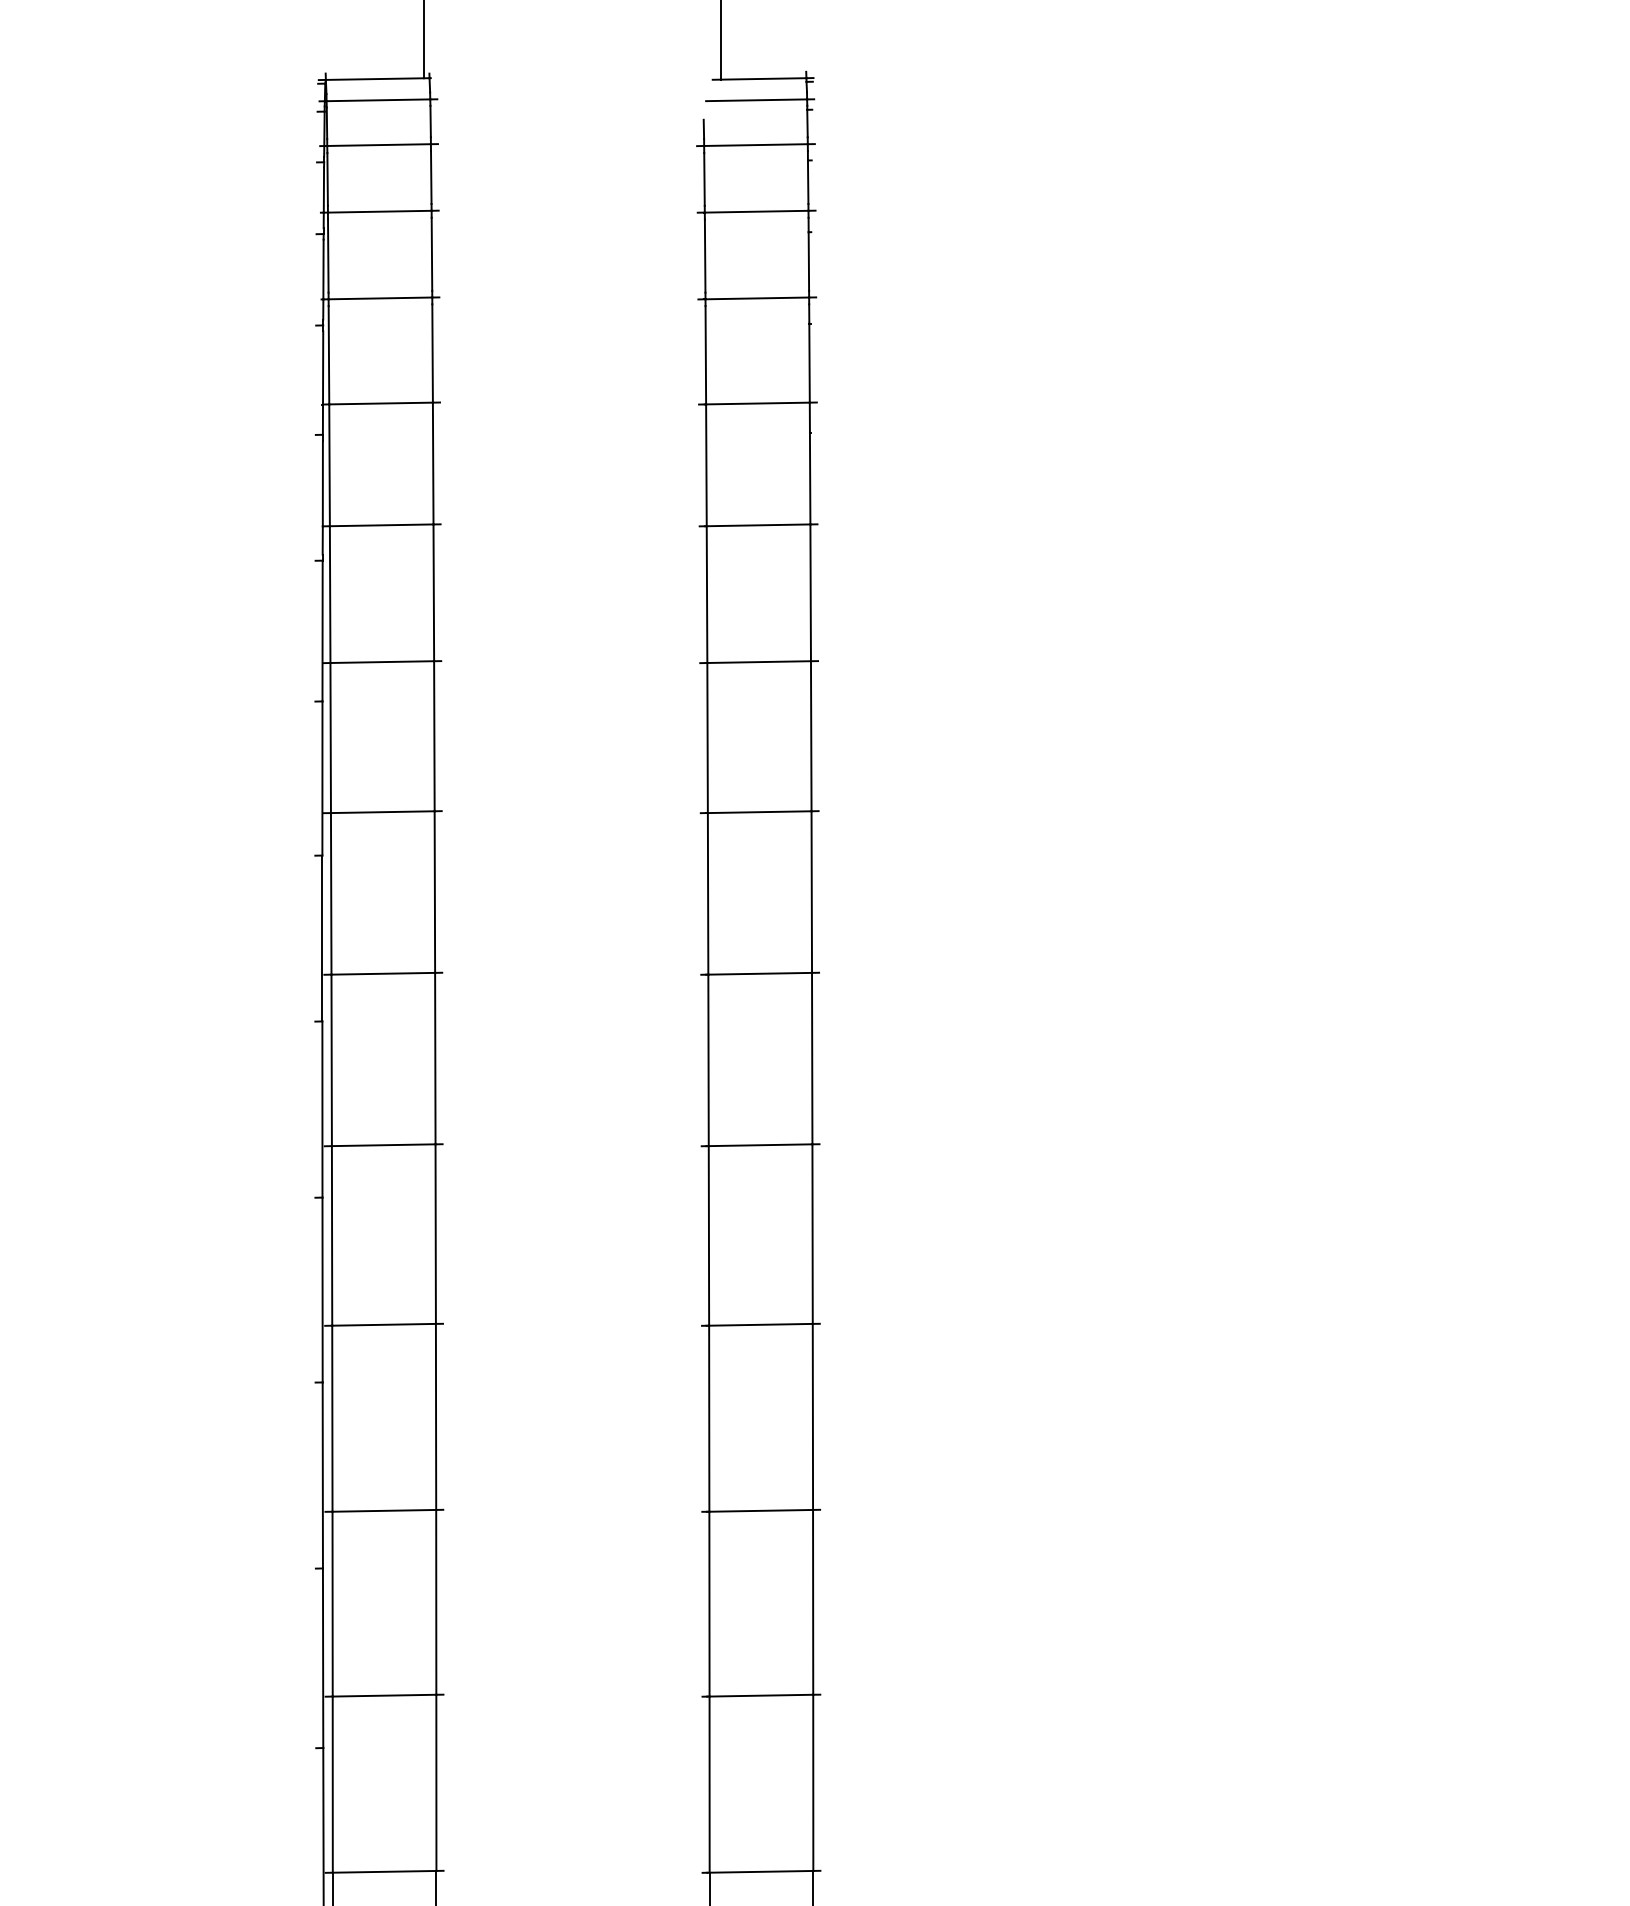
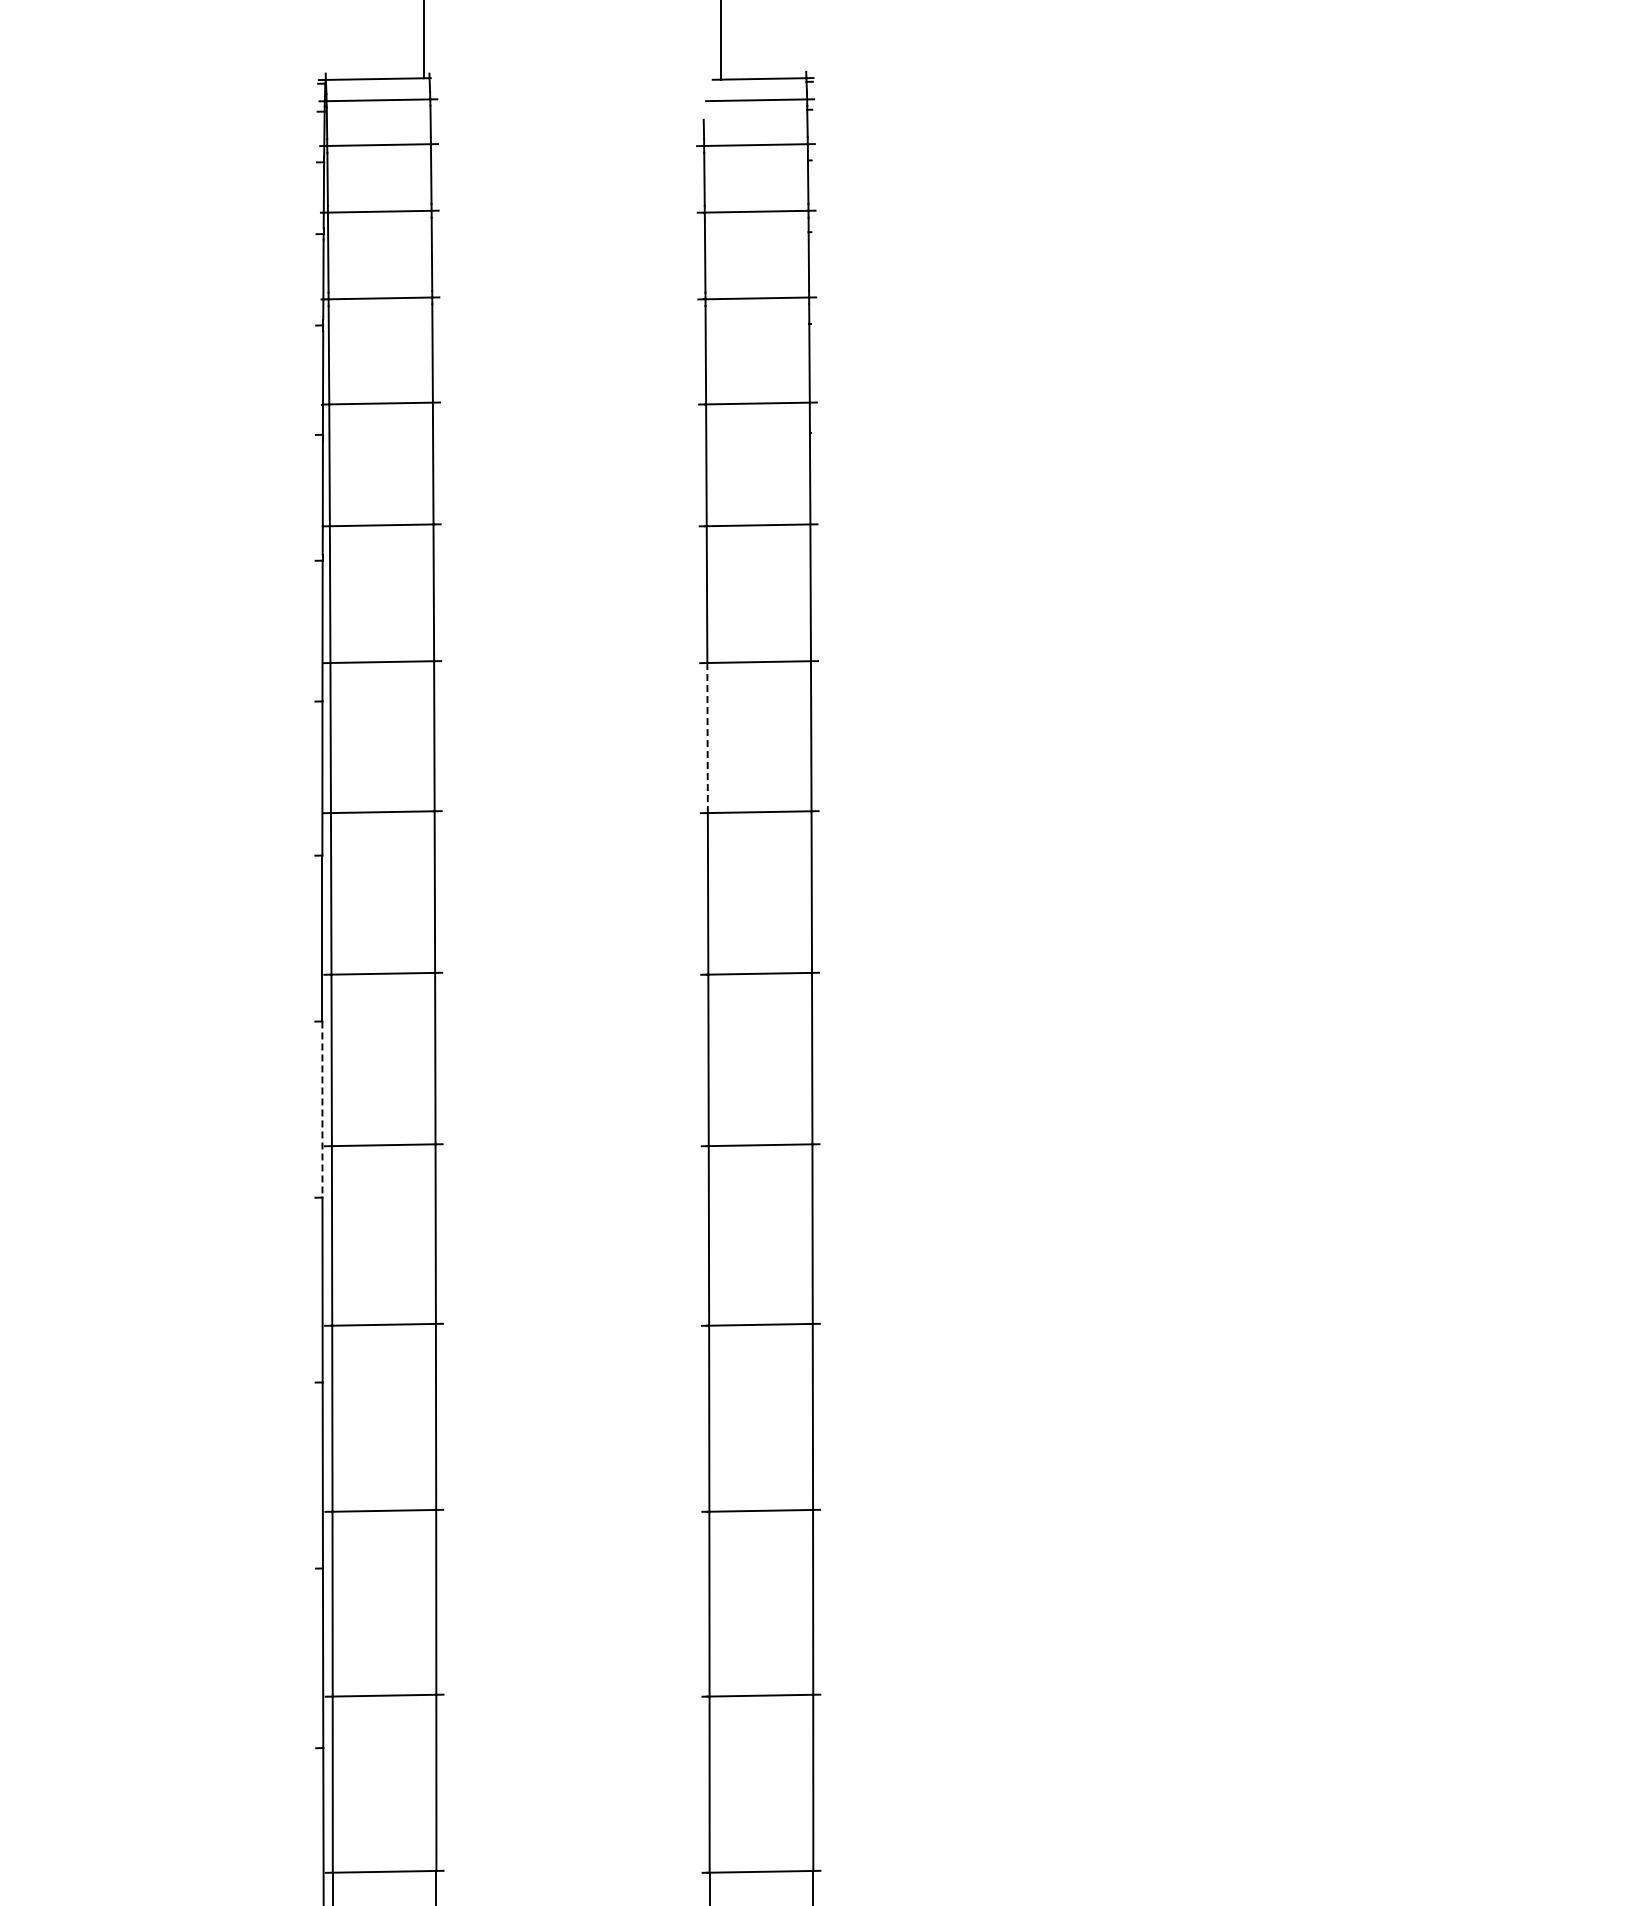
line: solid -> dashed (707, 737)
line: solid -> dashed (322, 1110)
